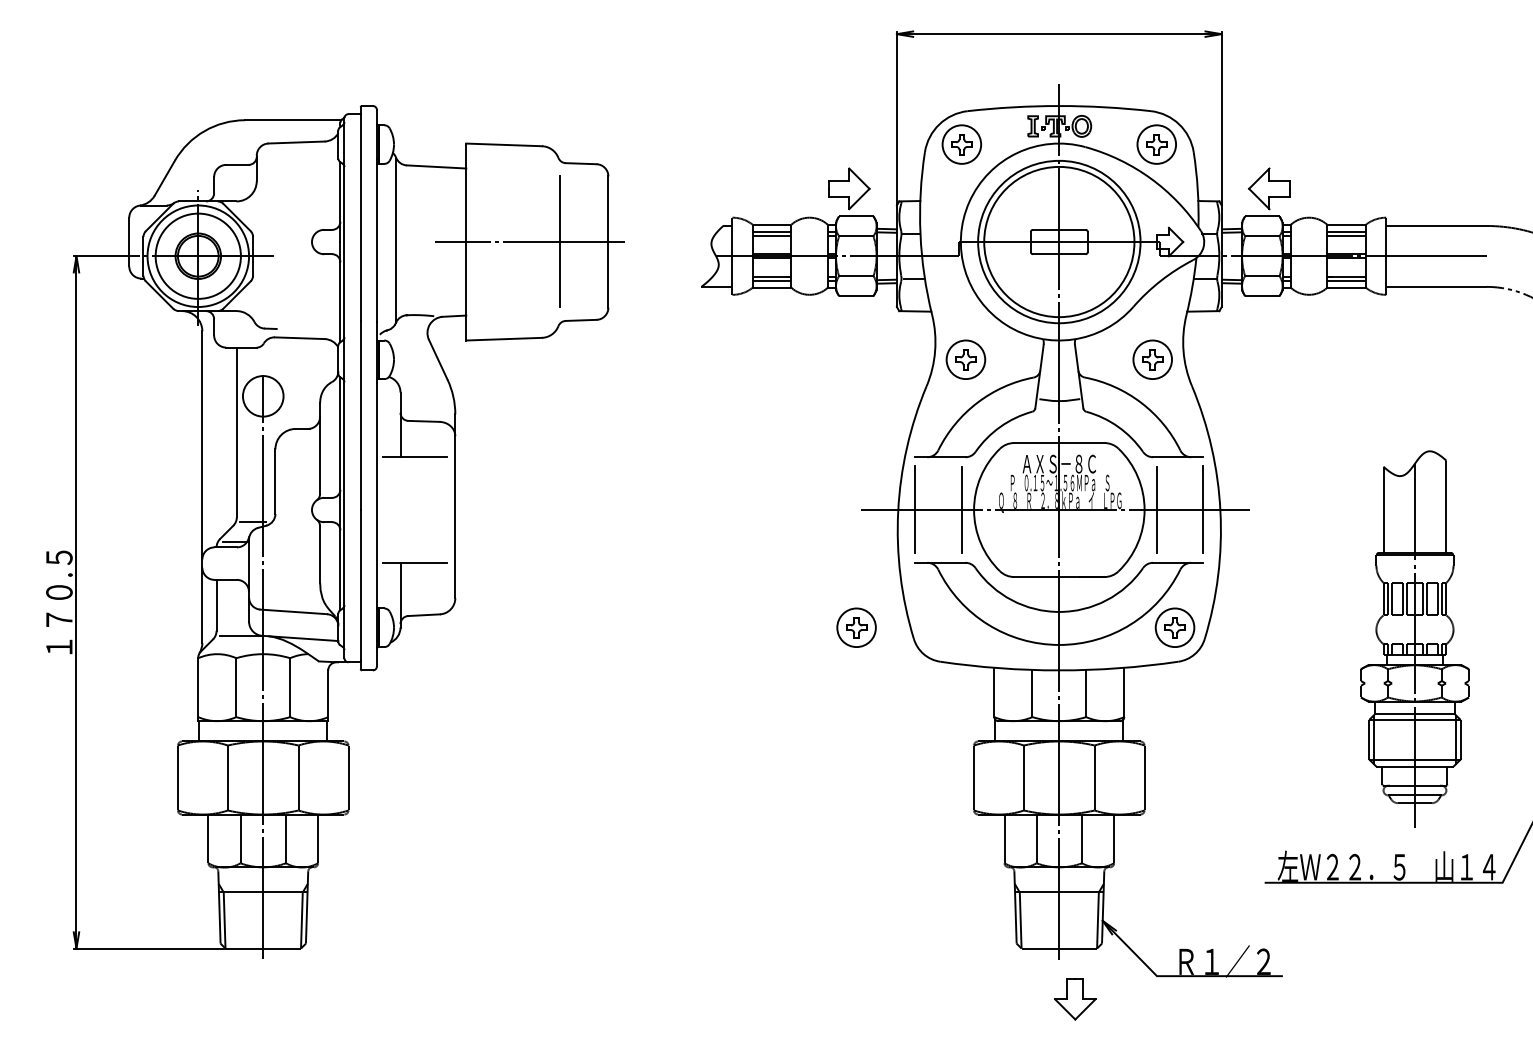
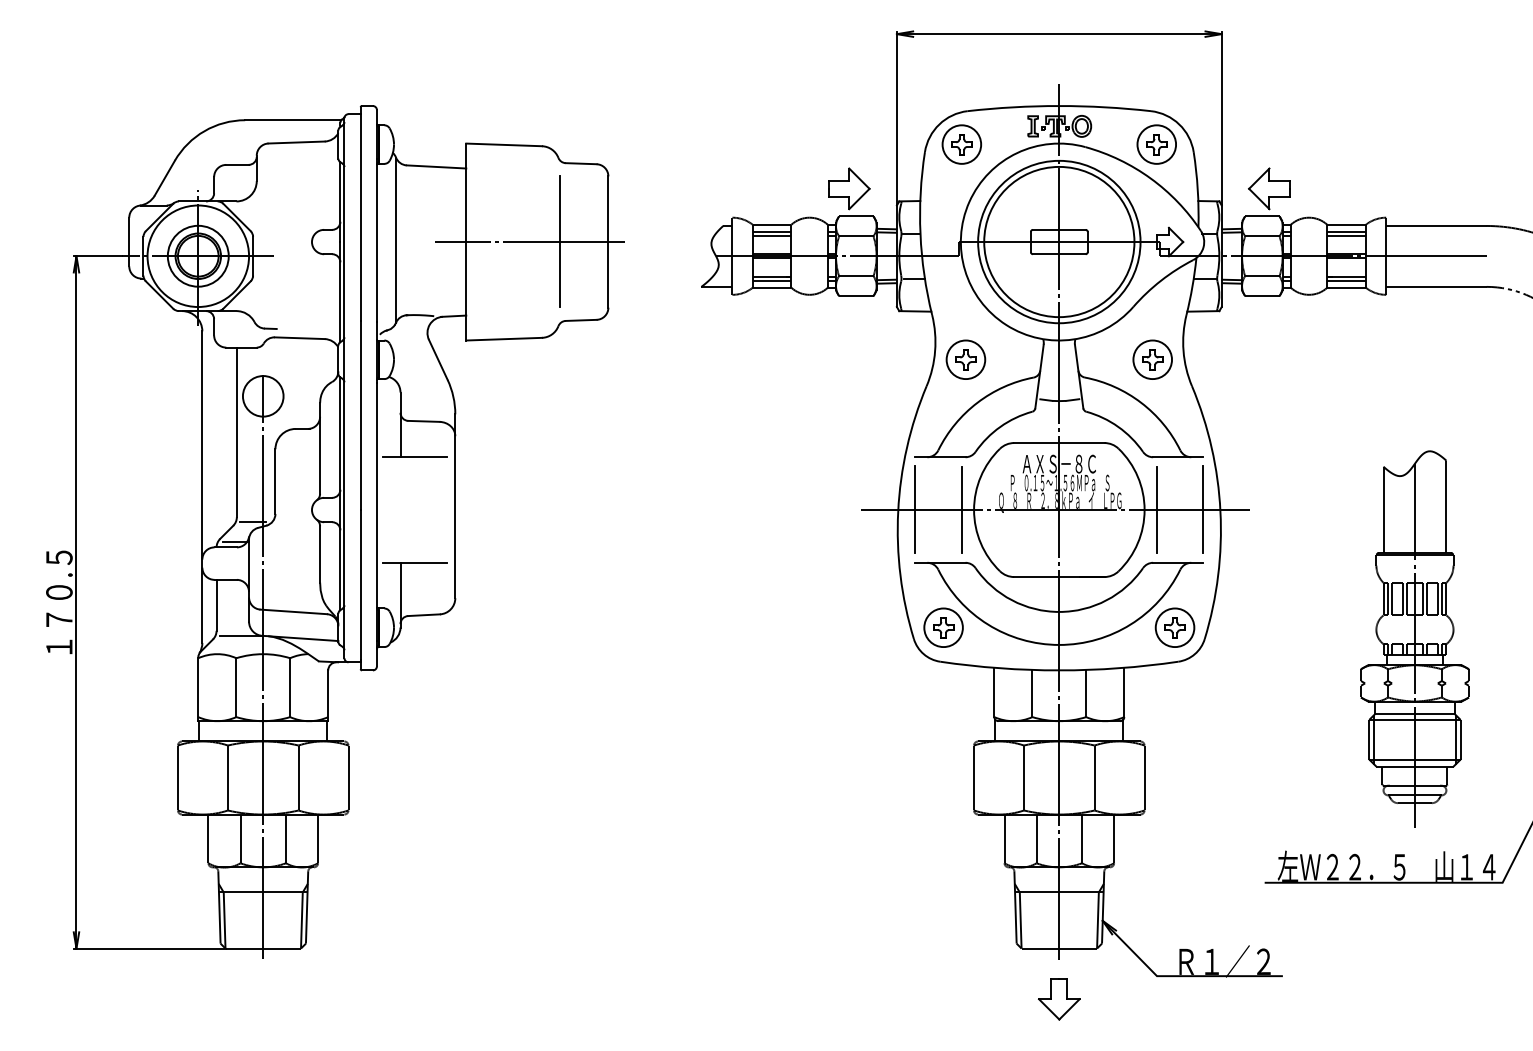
circle diameter: 85 px -> 61 px (197, 255)
part position: (856, 627) -> (943, 627) (943, 627)
part position: (1075, 999) -> (1059, 999) (1059, 999)
